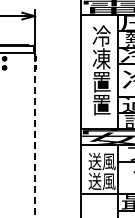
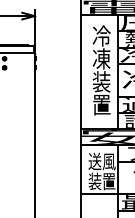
text: 置 -> 装 (101, 81)
line: dashed -> solid (34, 135)
text: 送風 -> 装置 (101, 181)
